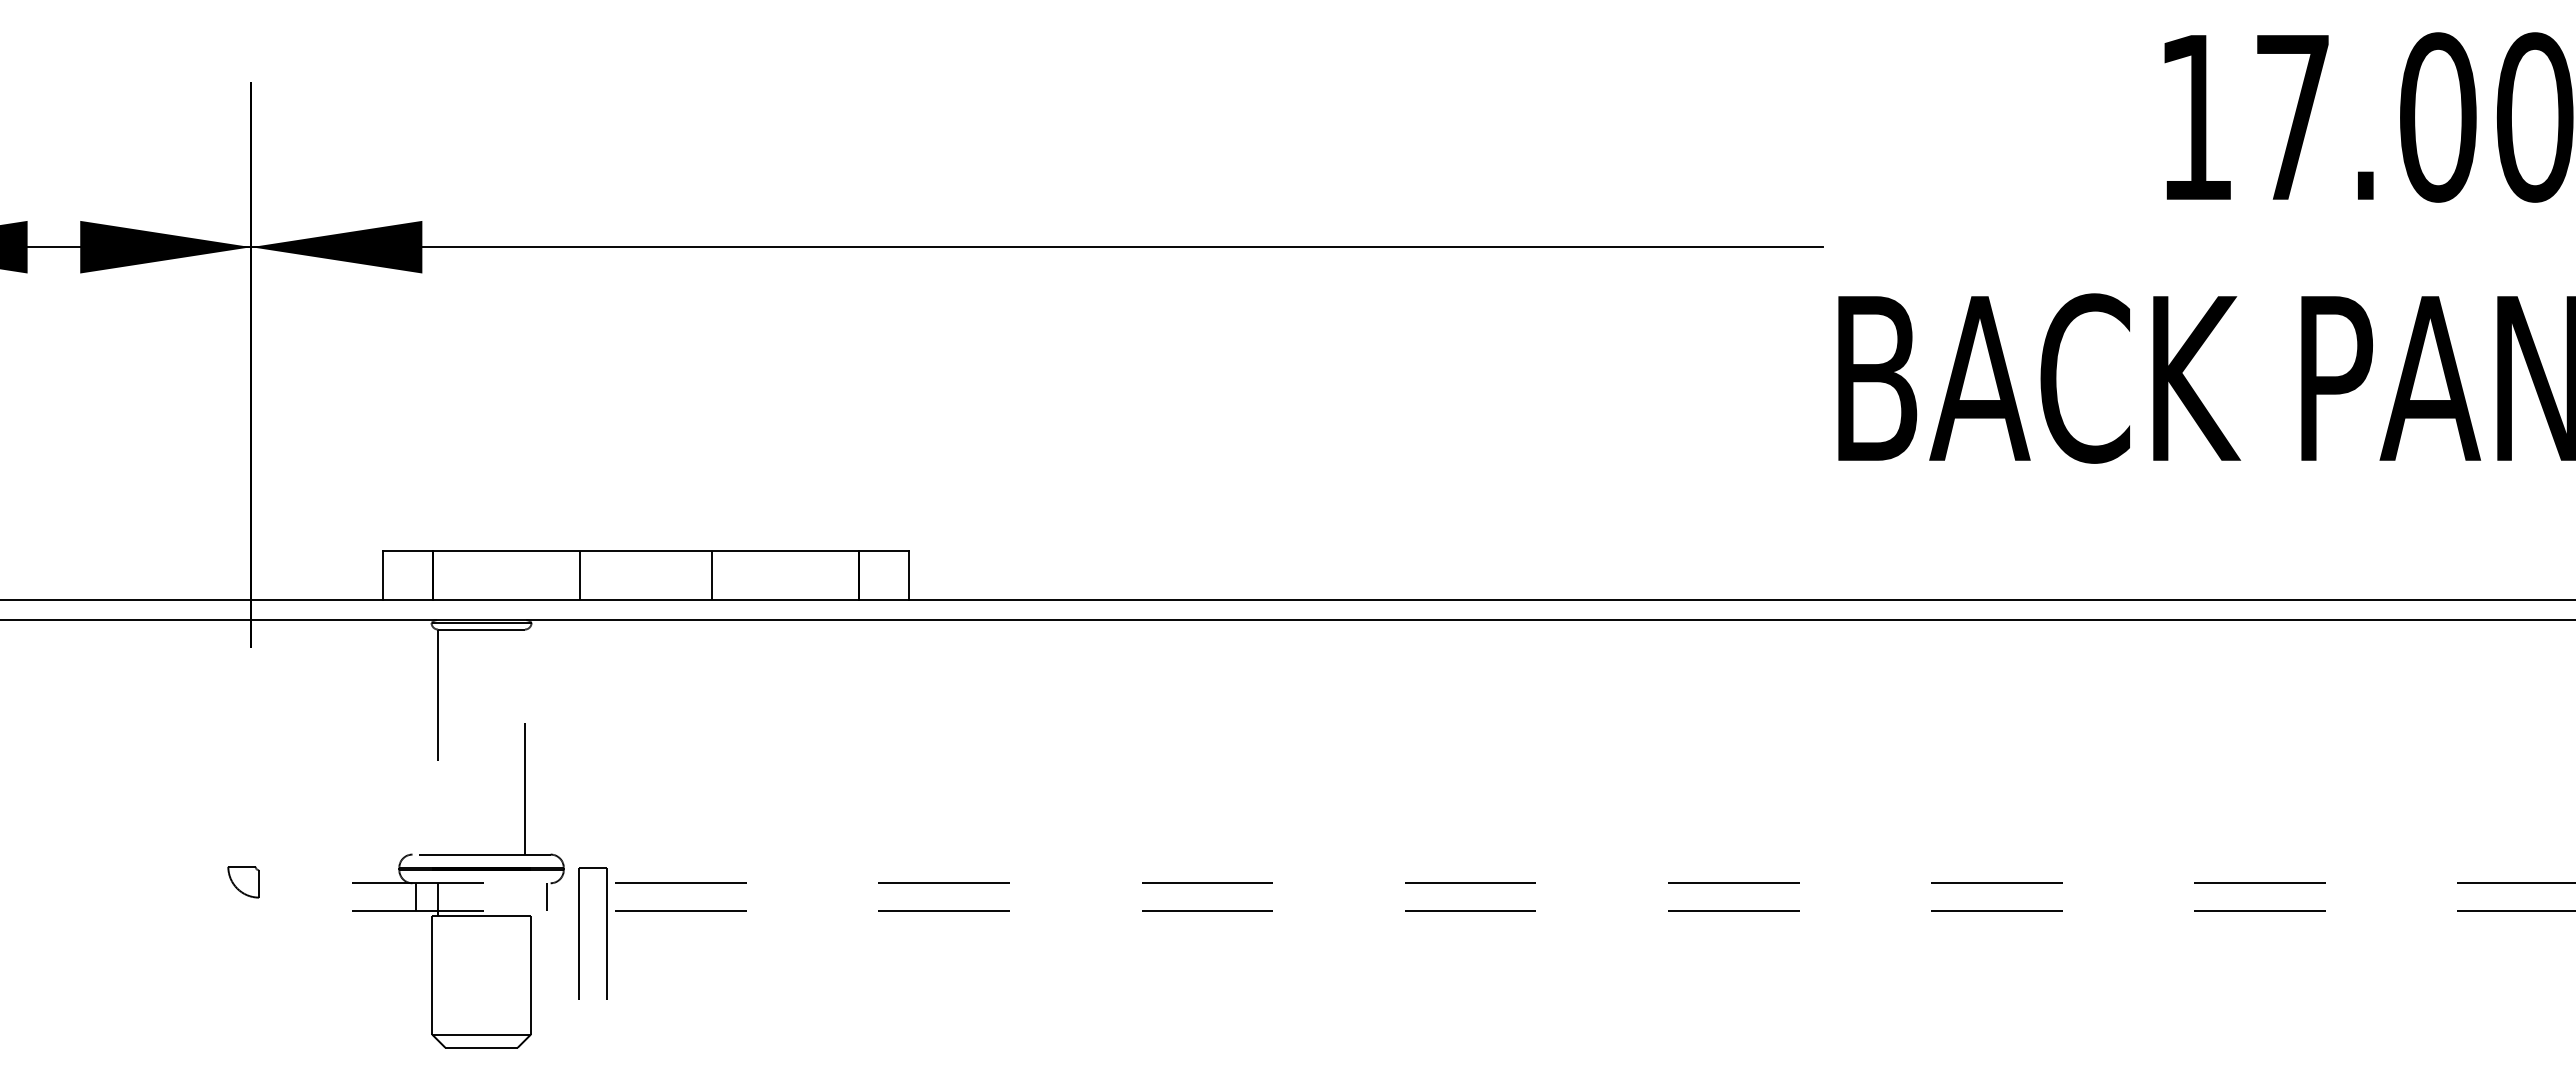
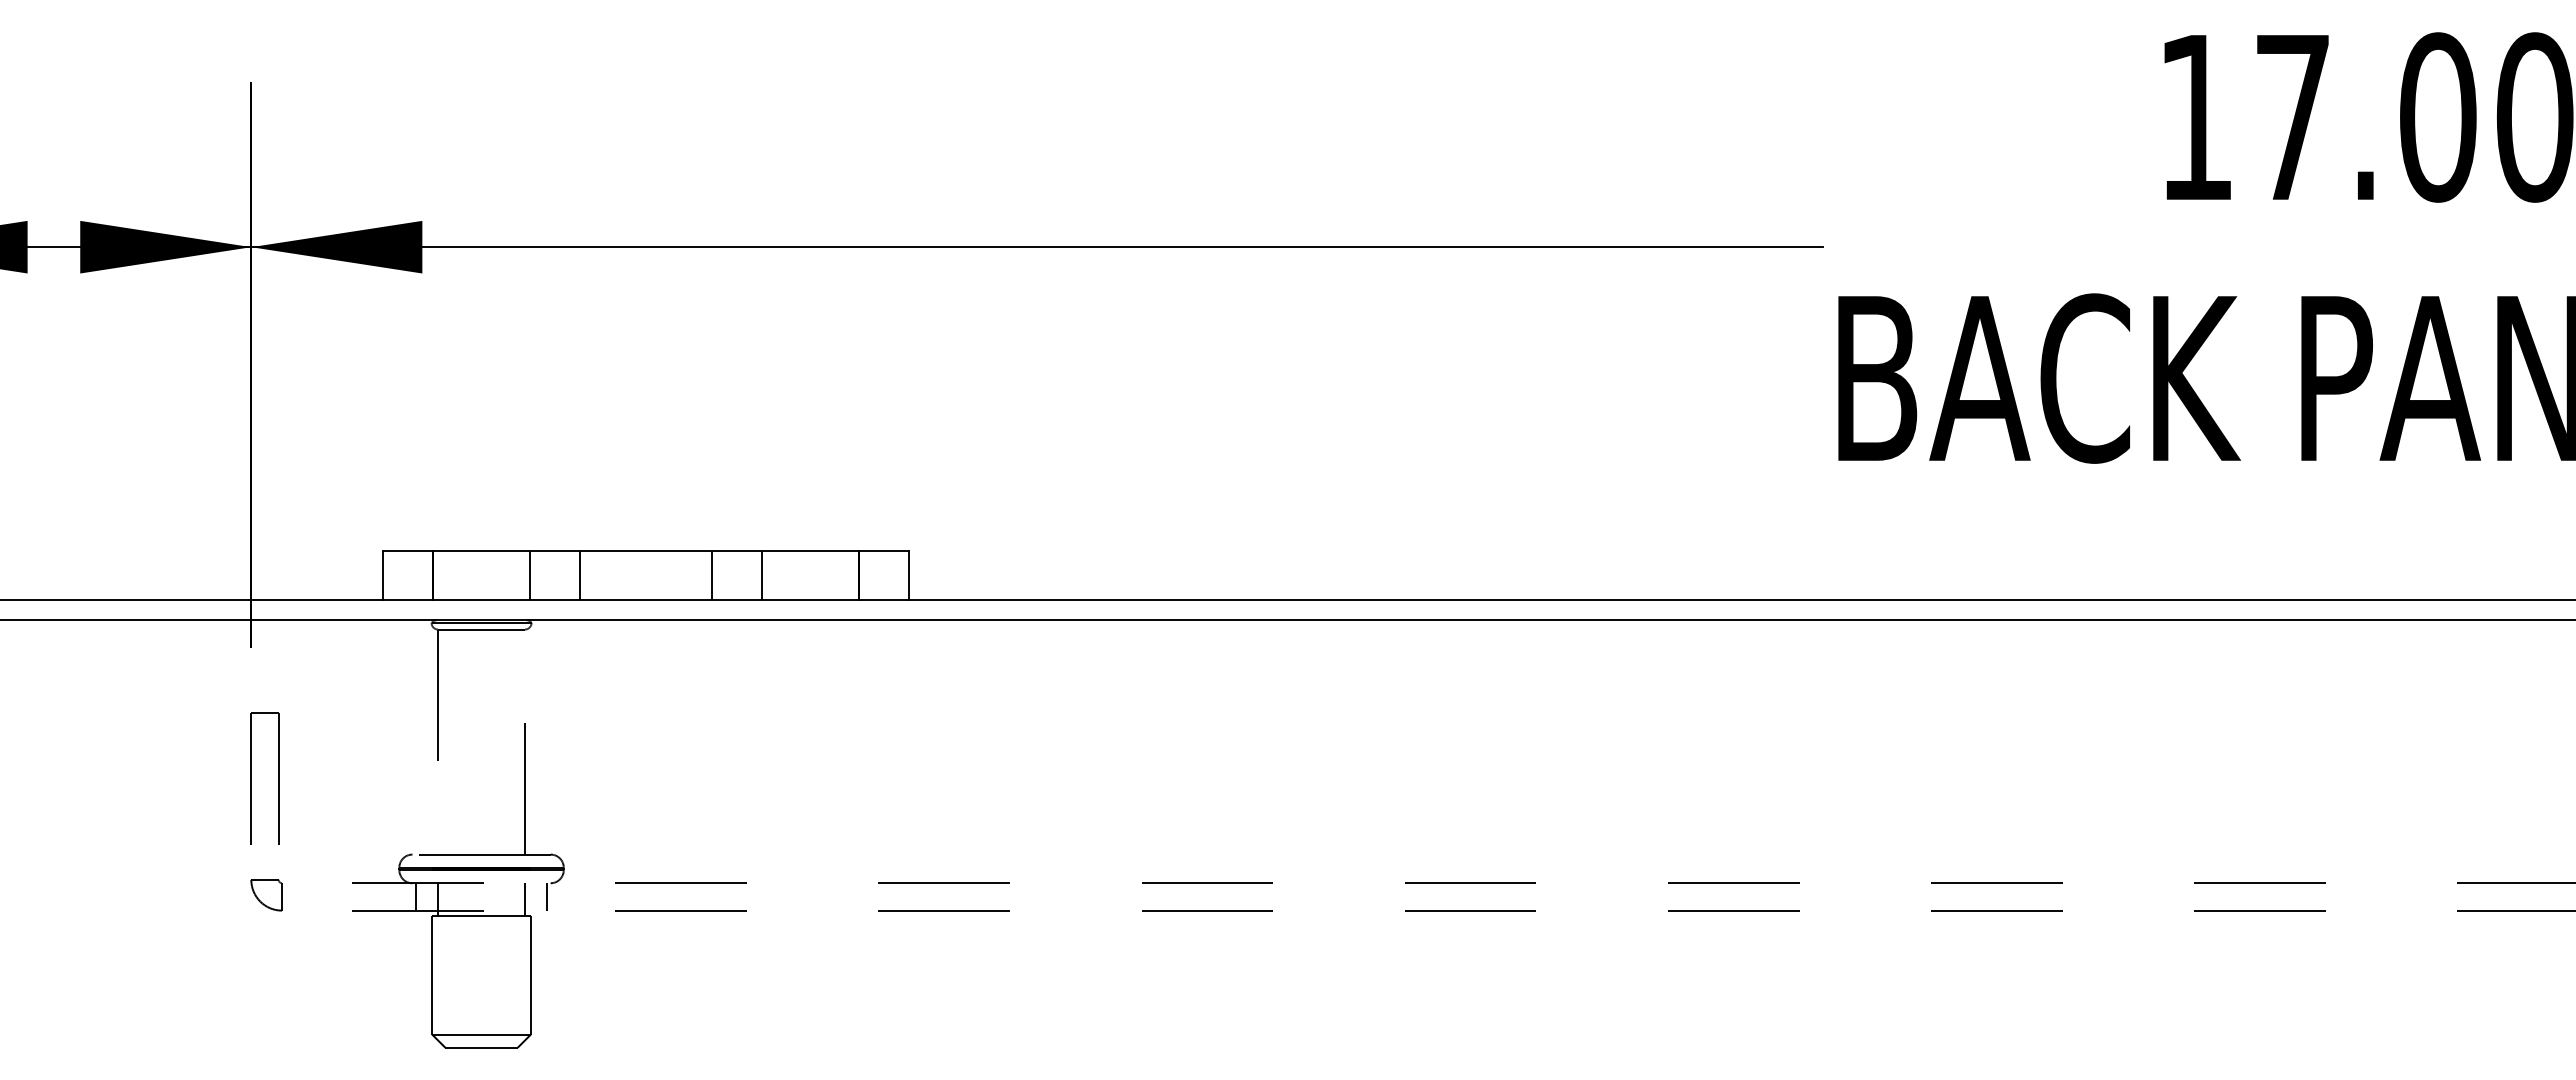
line: none -> present (530, 575)
line: none -> present (761, 575)
part position: (243, 882) -> (266, 895) (266, 895)
line: none -> present (524, 899)
part position: (579, 933) -> (251, 778) (251, 778)
